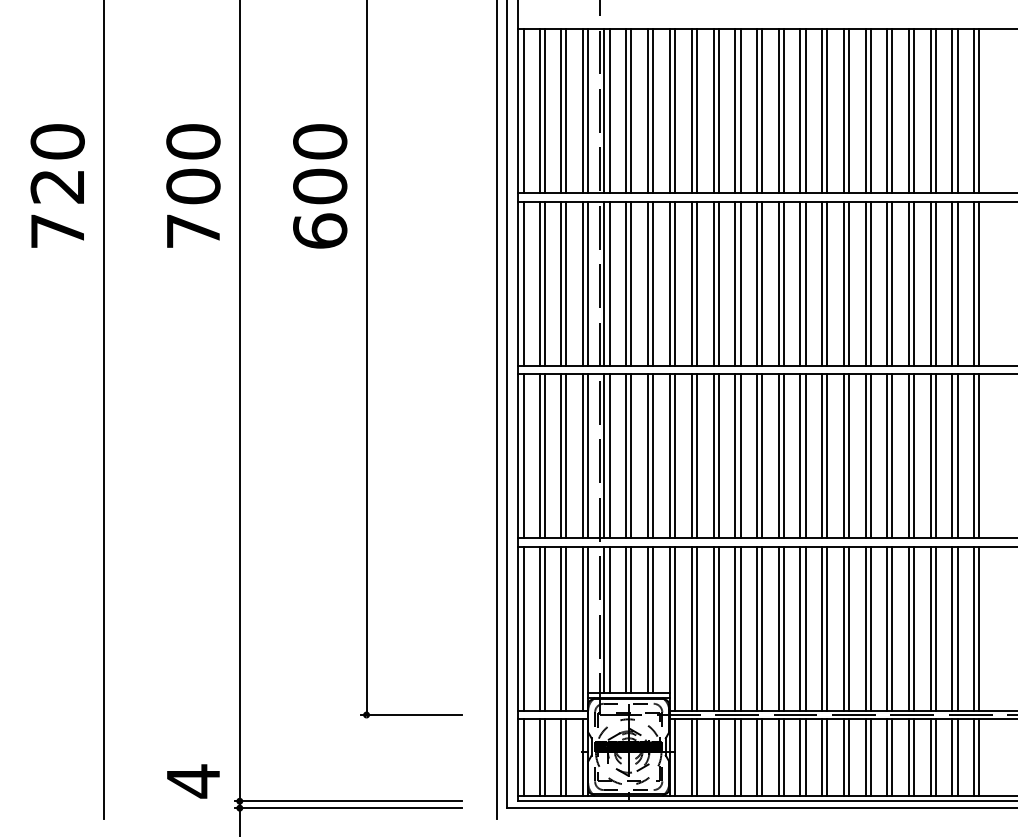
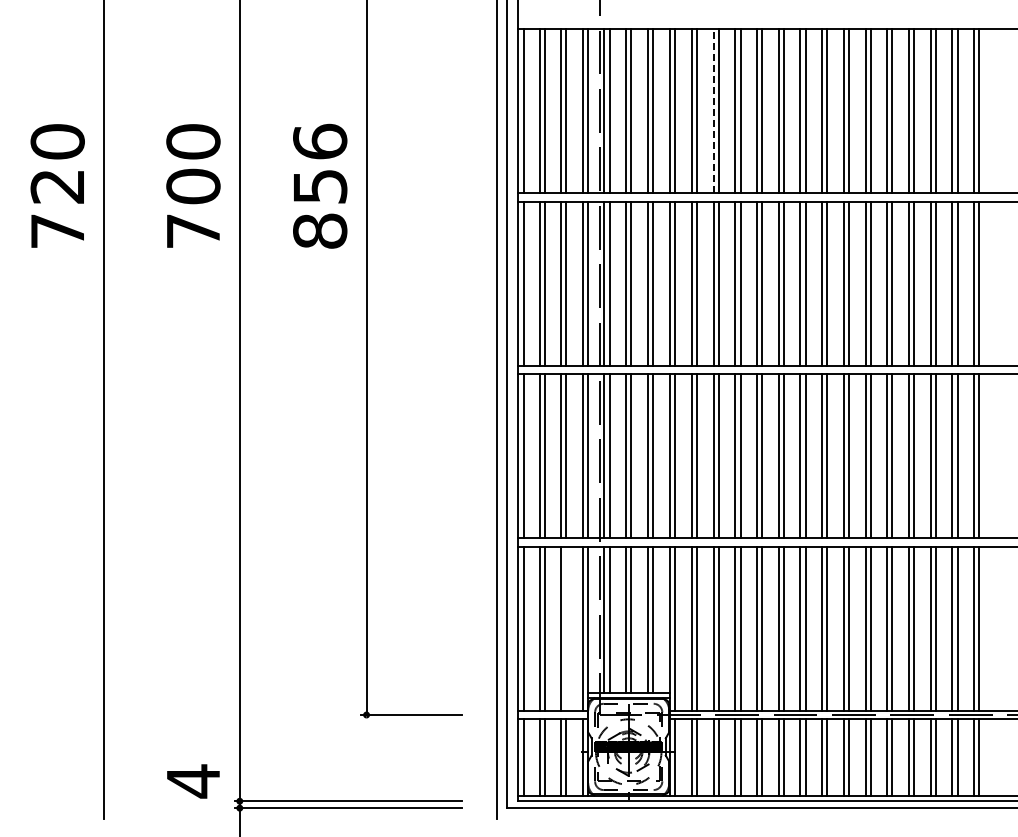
line: solid -> dashed (713, 111)
text: 600 -> 856 (320, 185)
line: present -> none (566, 628)
